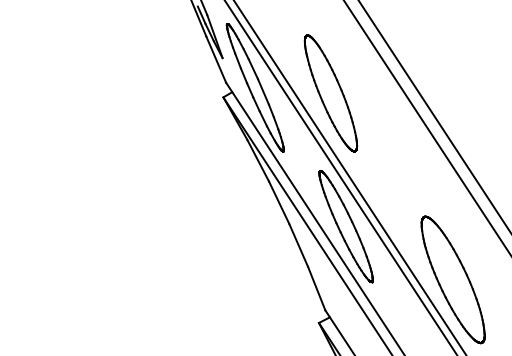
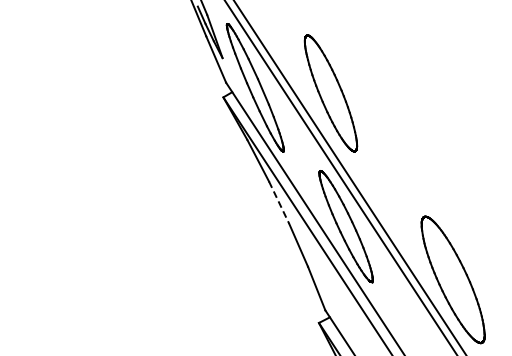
line: present -> none (434, 115)
line: present -> none (426, 127)
line: solid -> dashed (279, 203)
